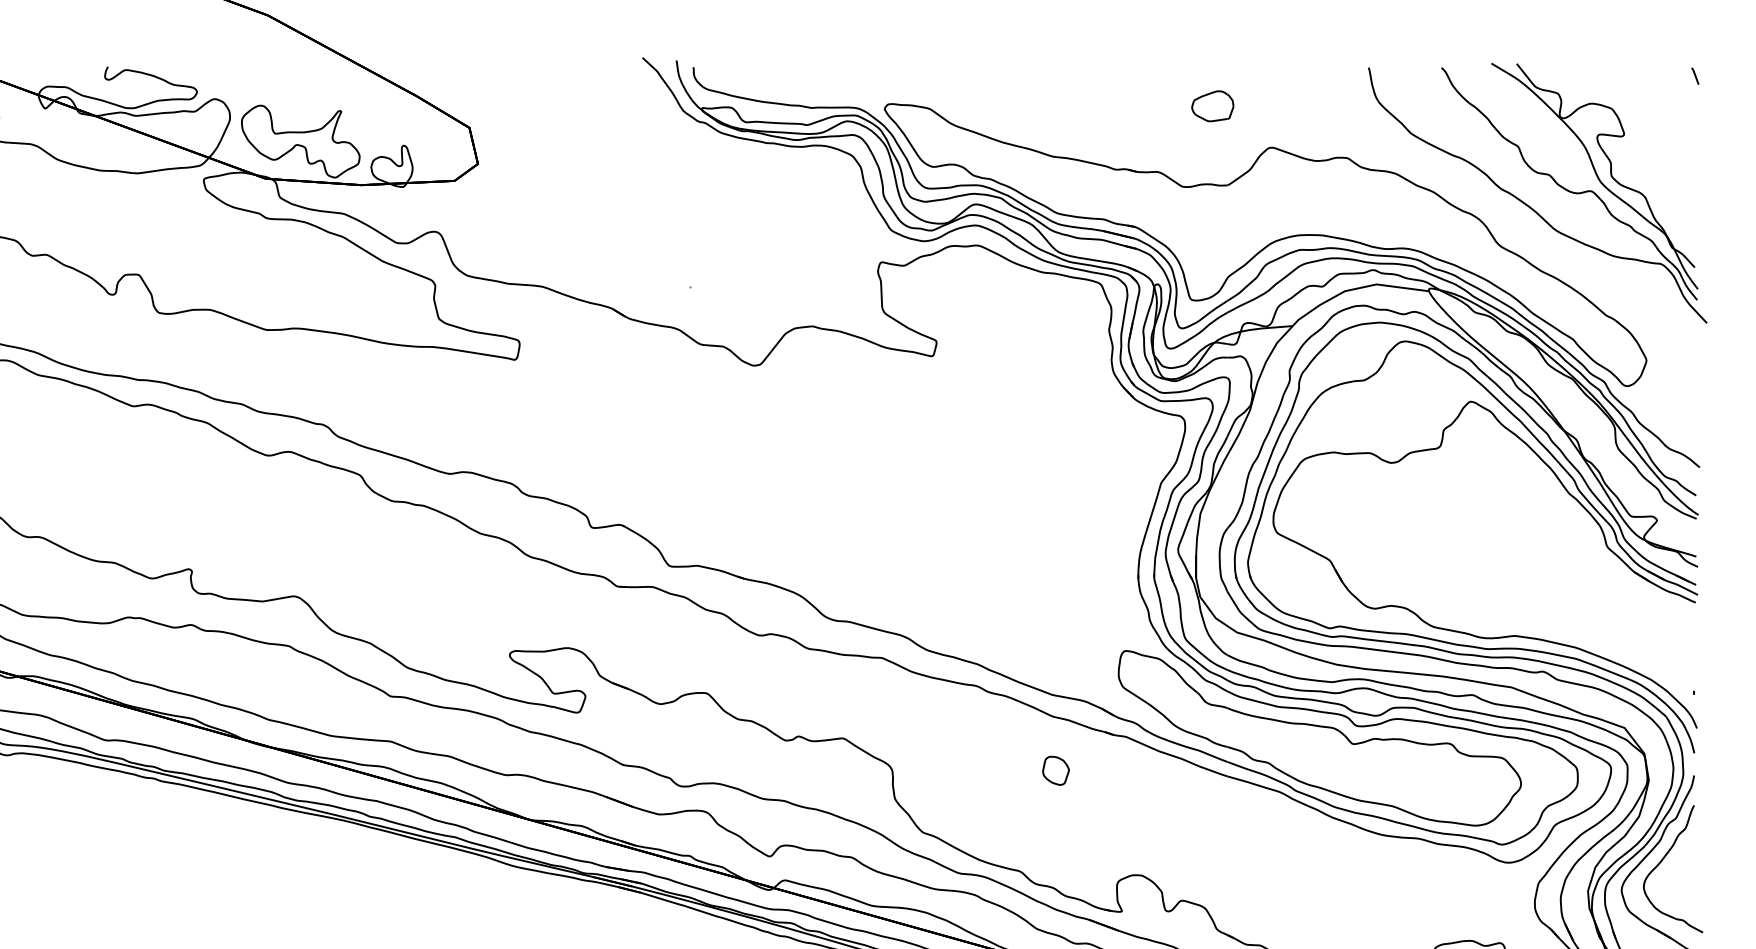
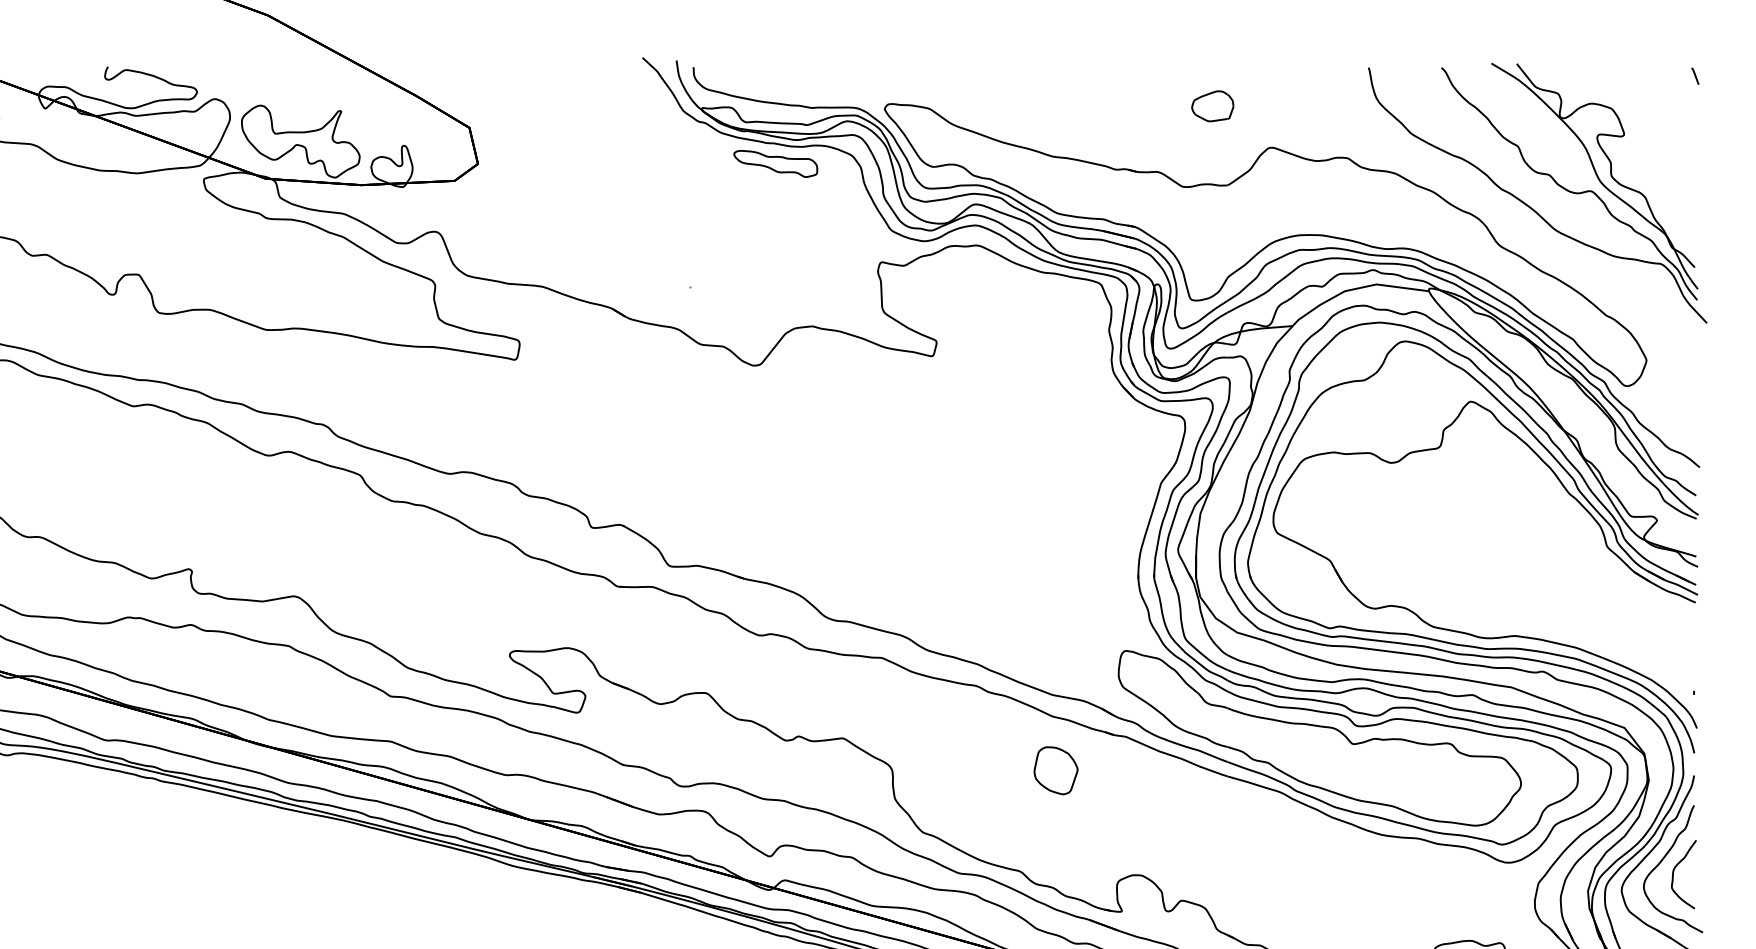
part: none -> present (775, 163)
part size: 28x31 px -> 46x50 px (1055, 770)
curve: none -> present (1674, 872)
